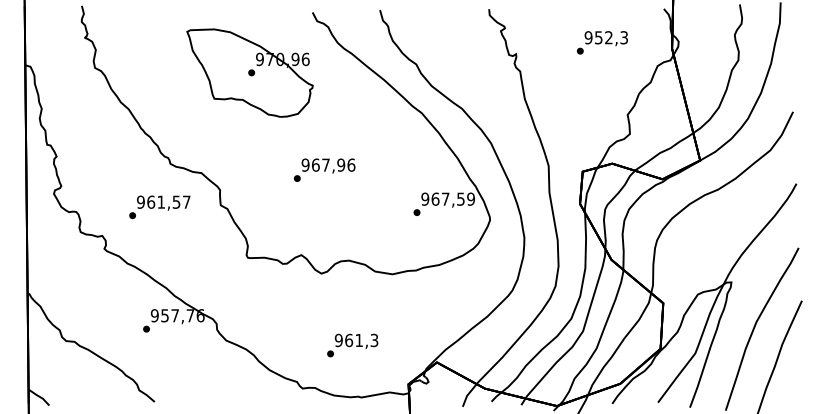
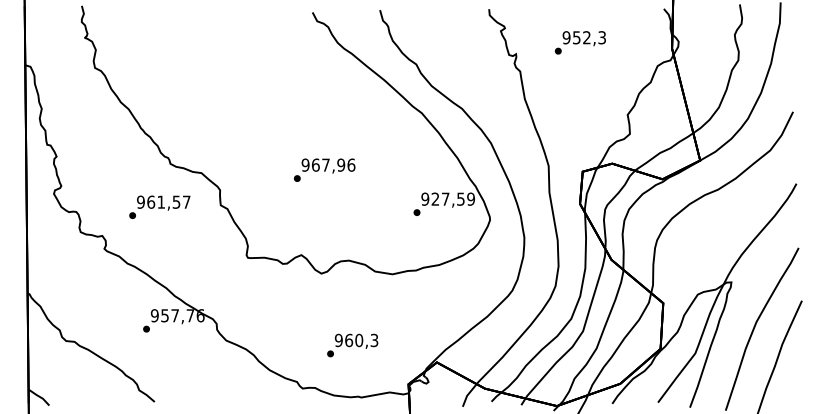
text position: (601, 42) -> (579, 42) (579, 42)
part: present -> none (249, 72)
text: 967,59 -> 927,59 (435, 198)
text: 961,3 -> 960,3 (359, 340)
